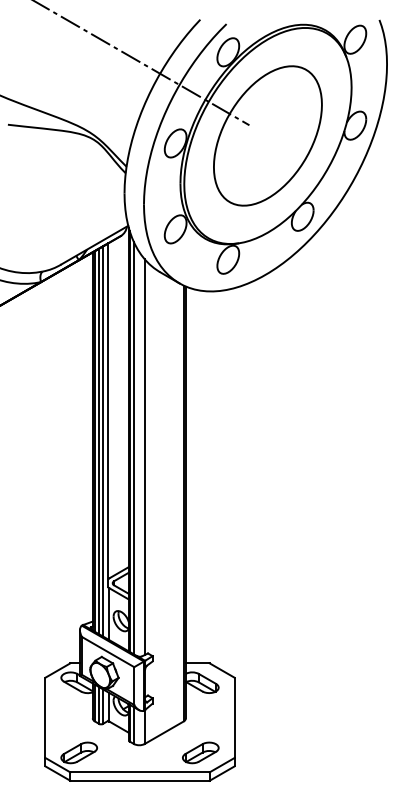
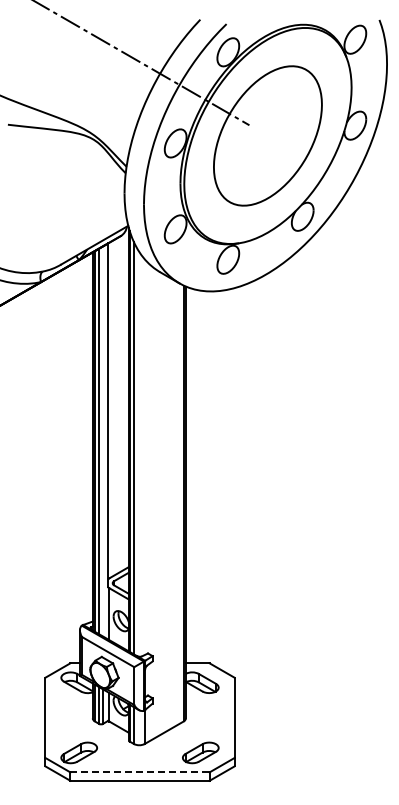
line: present -> none (102, 441)
line: present -> none (144, 457)
line: solid -> dashed (140, 772)
